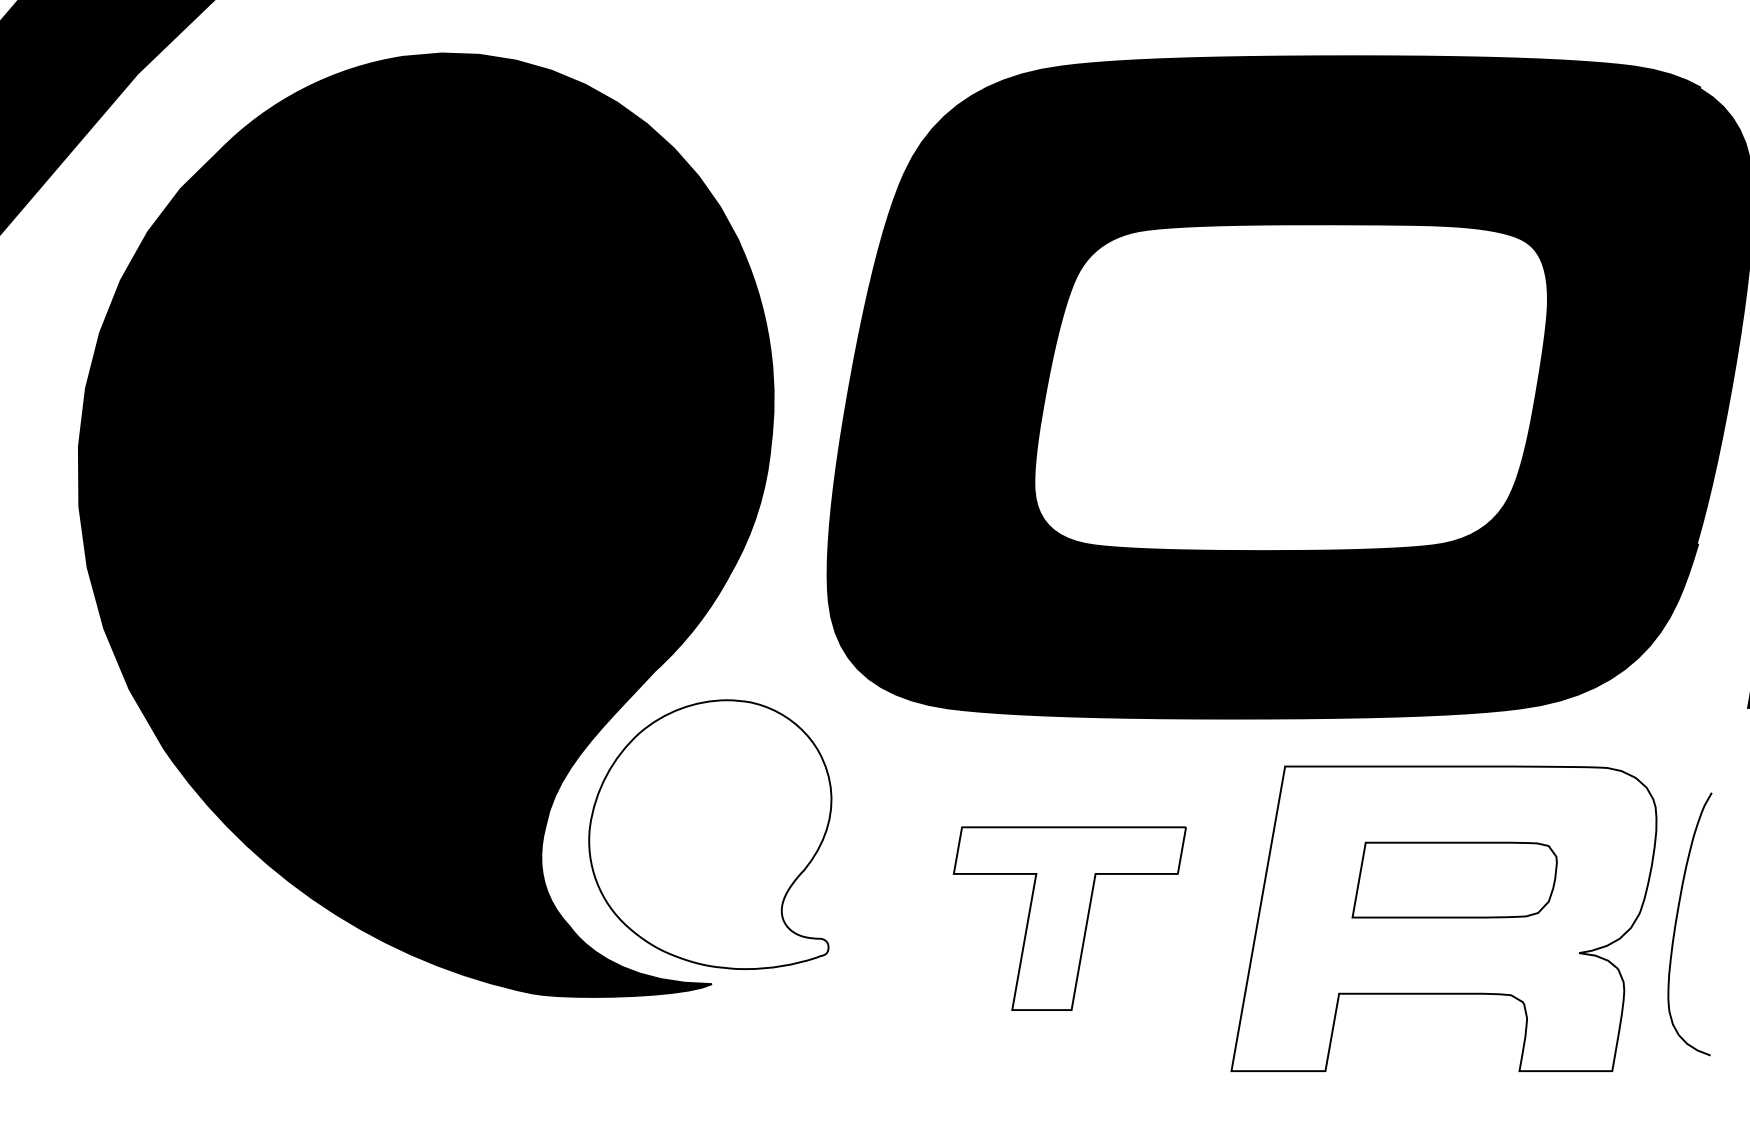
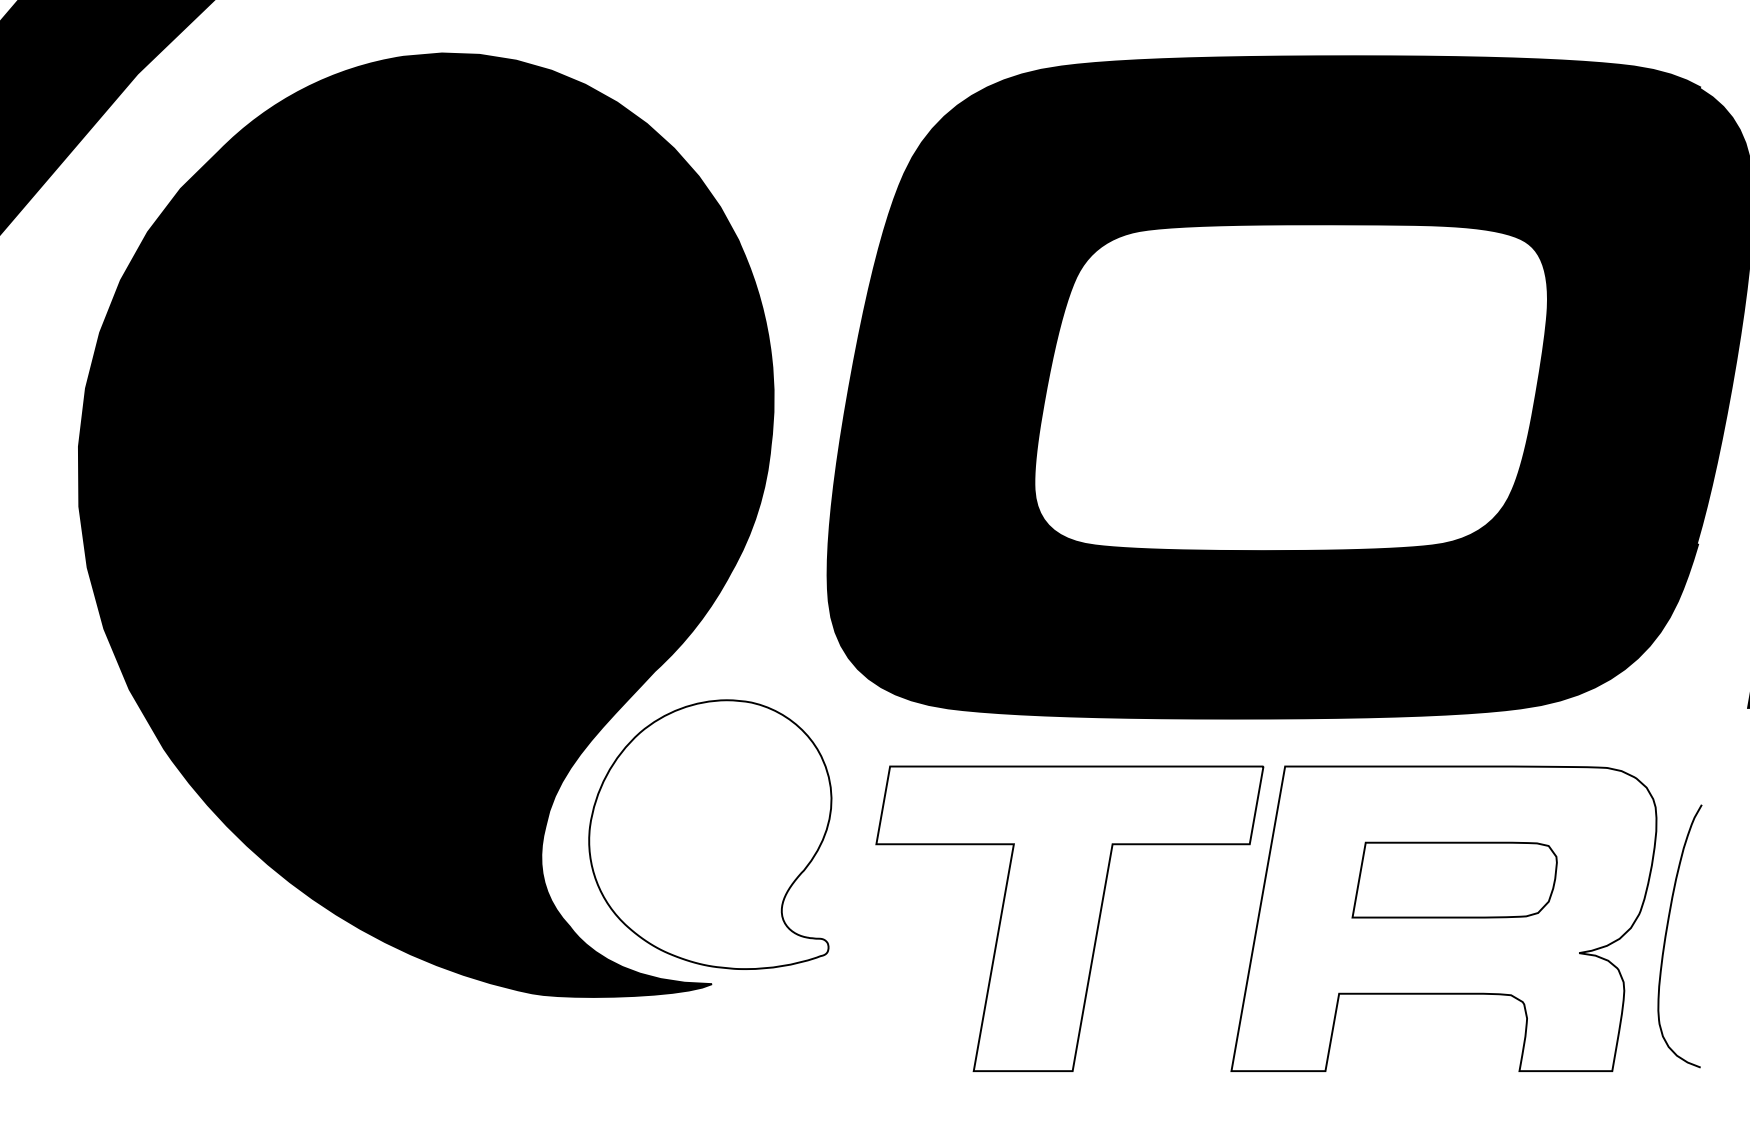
part size: 235x185 px -> 390x307 px (1069, 918)
curve position: (1677, 920) -> (1667, 932) (1667, 932)
